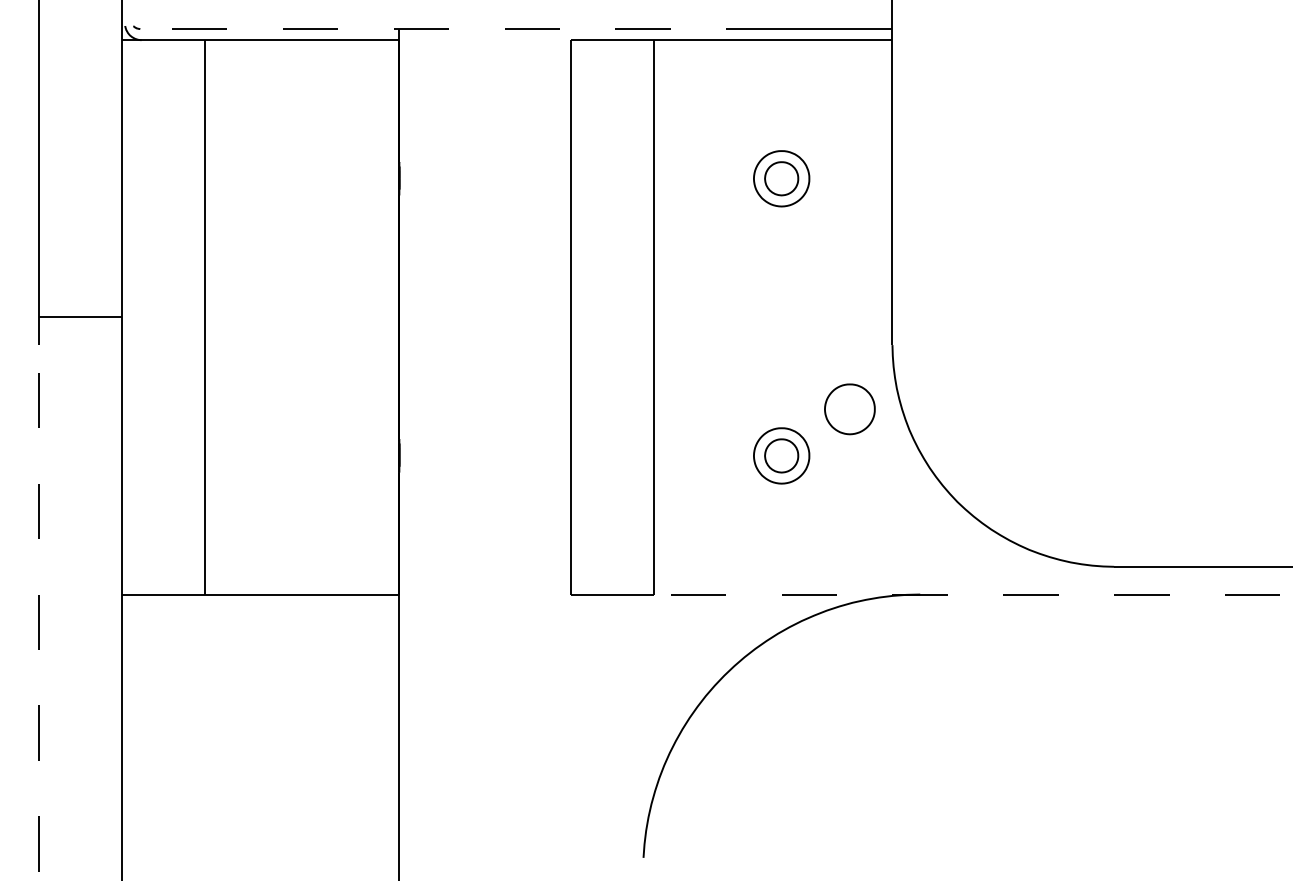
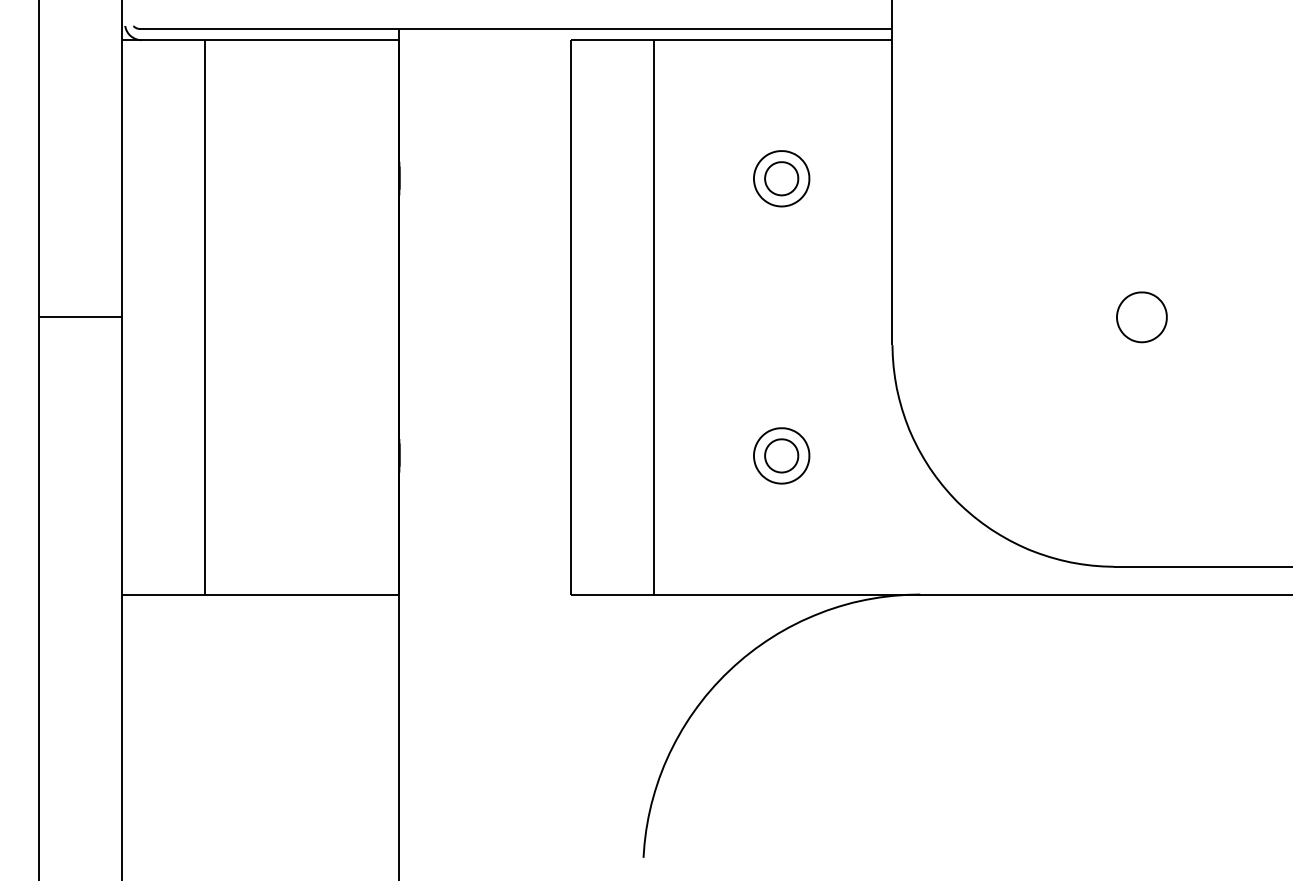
line: dashed -> solid (461, 29)
part position: (849, 409) -> (1141, 317) (1141, 317)
line: dashed -> solid (973, 594)
line: dashed -> solid (38, 612)
